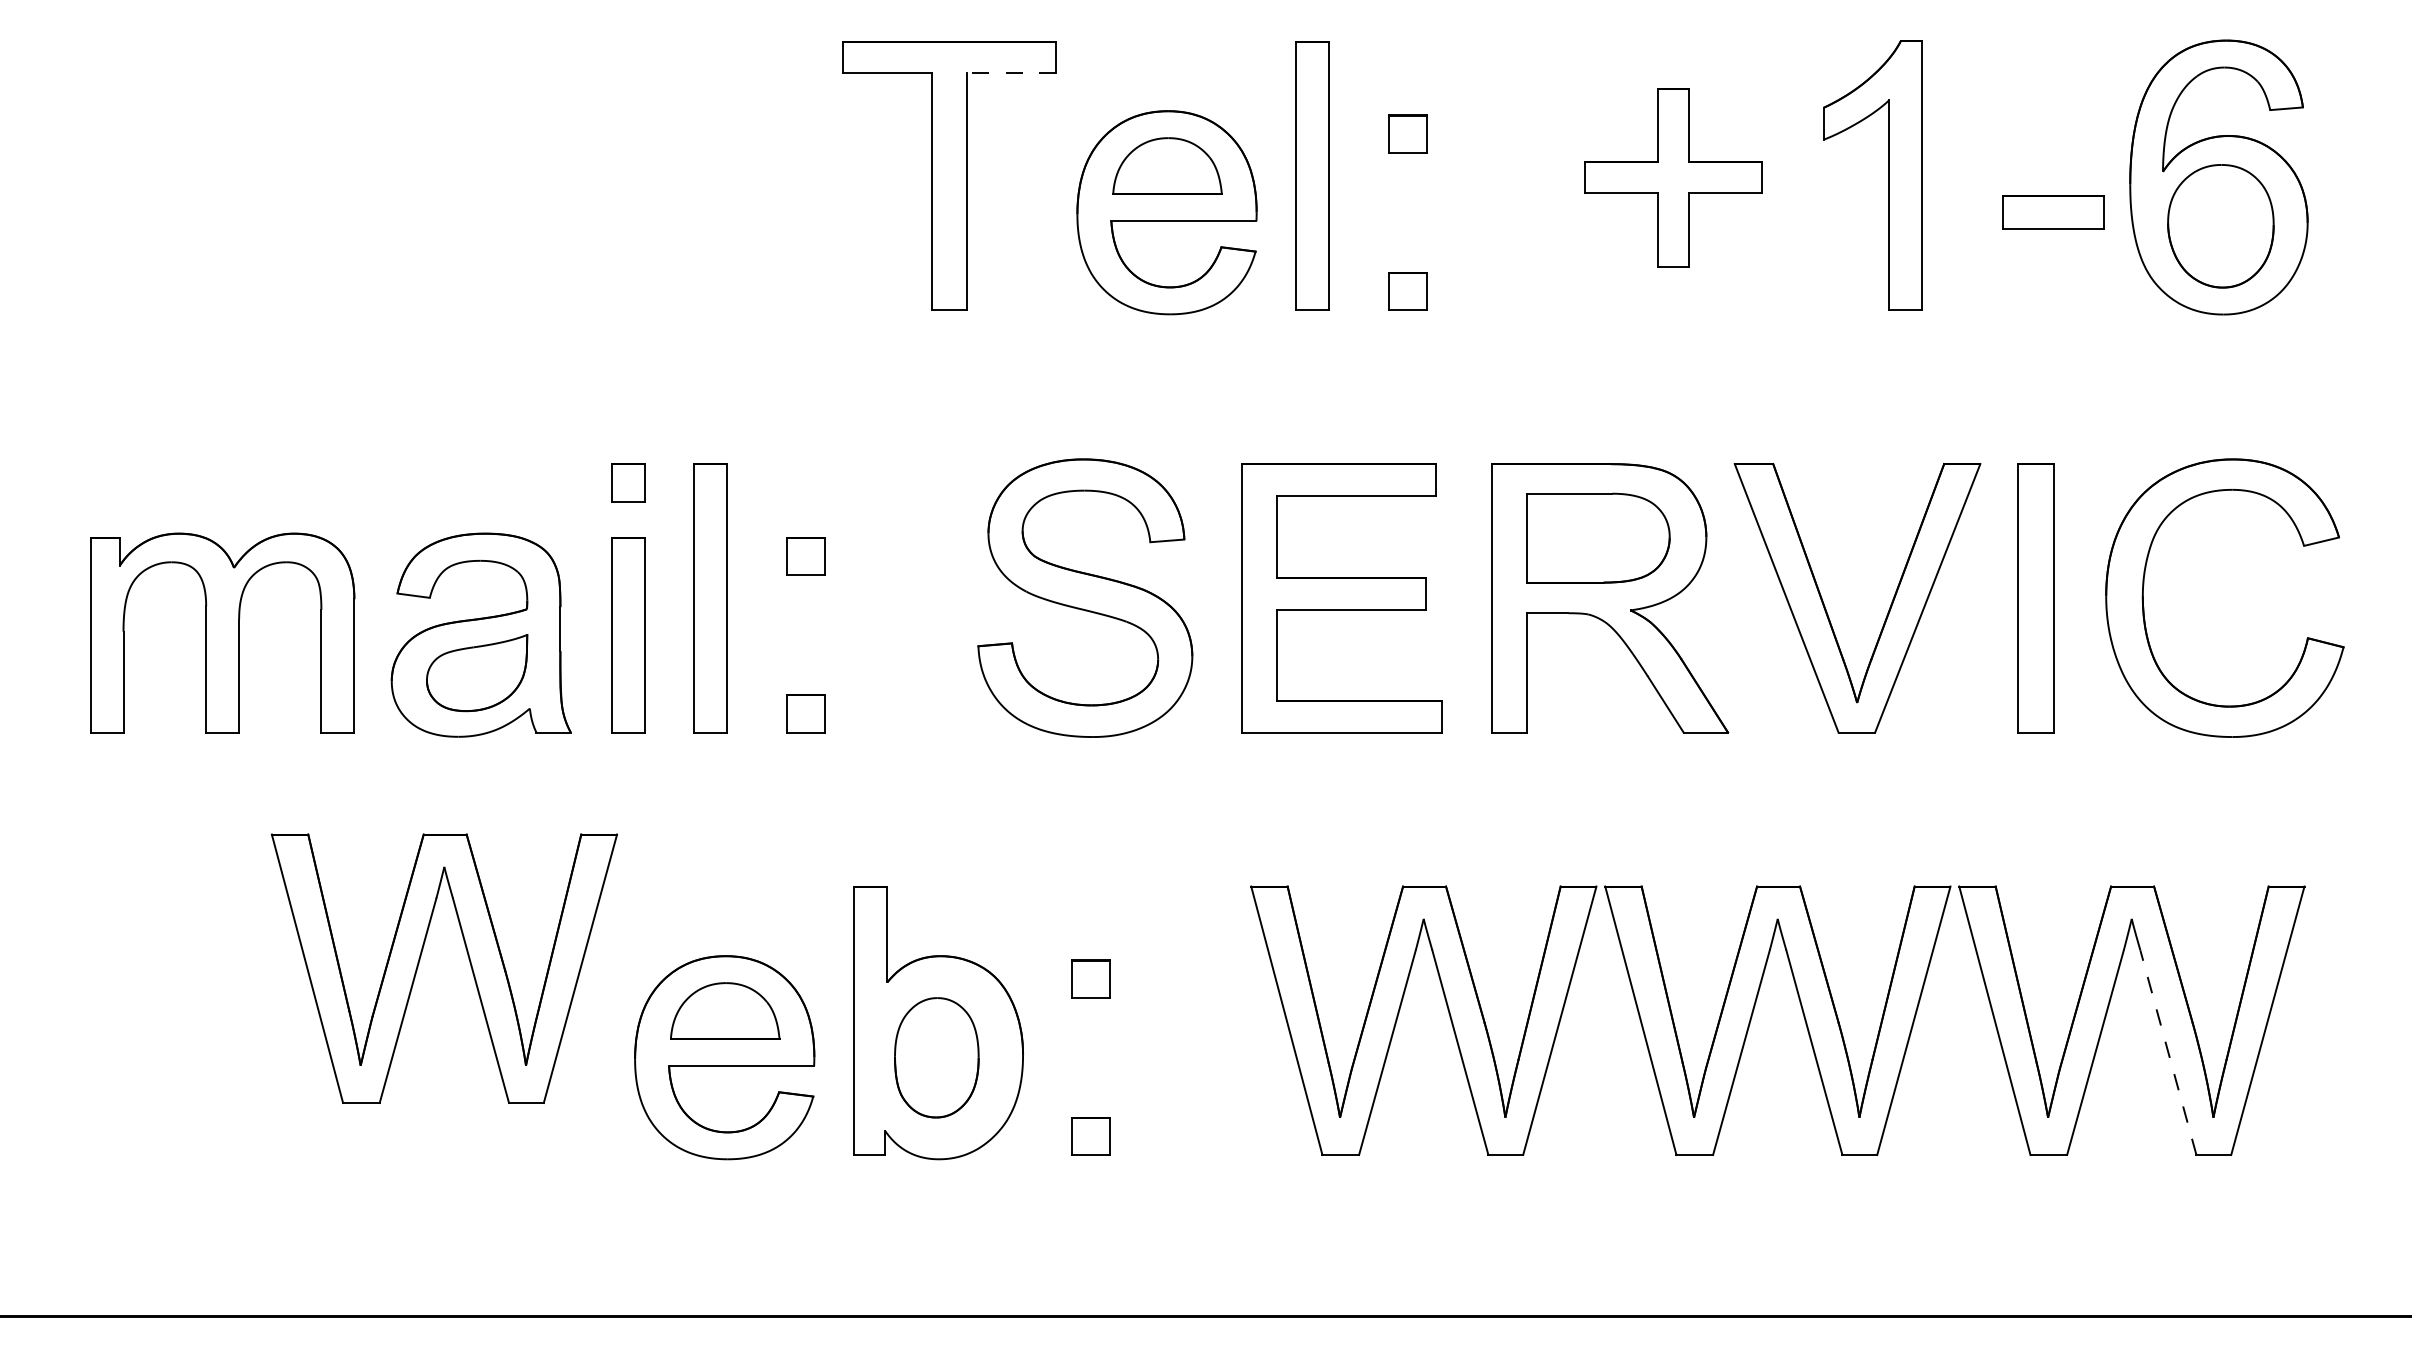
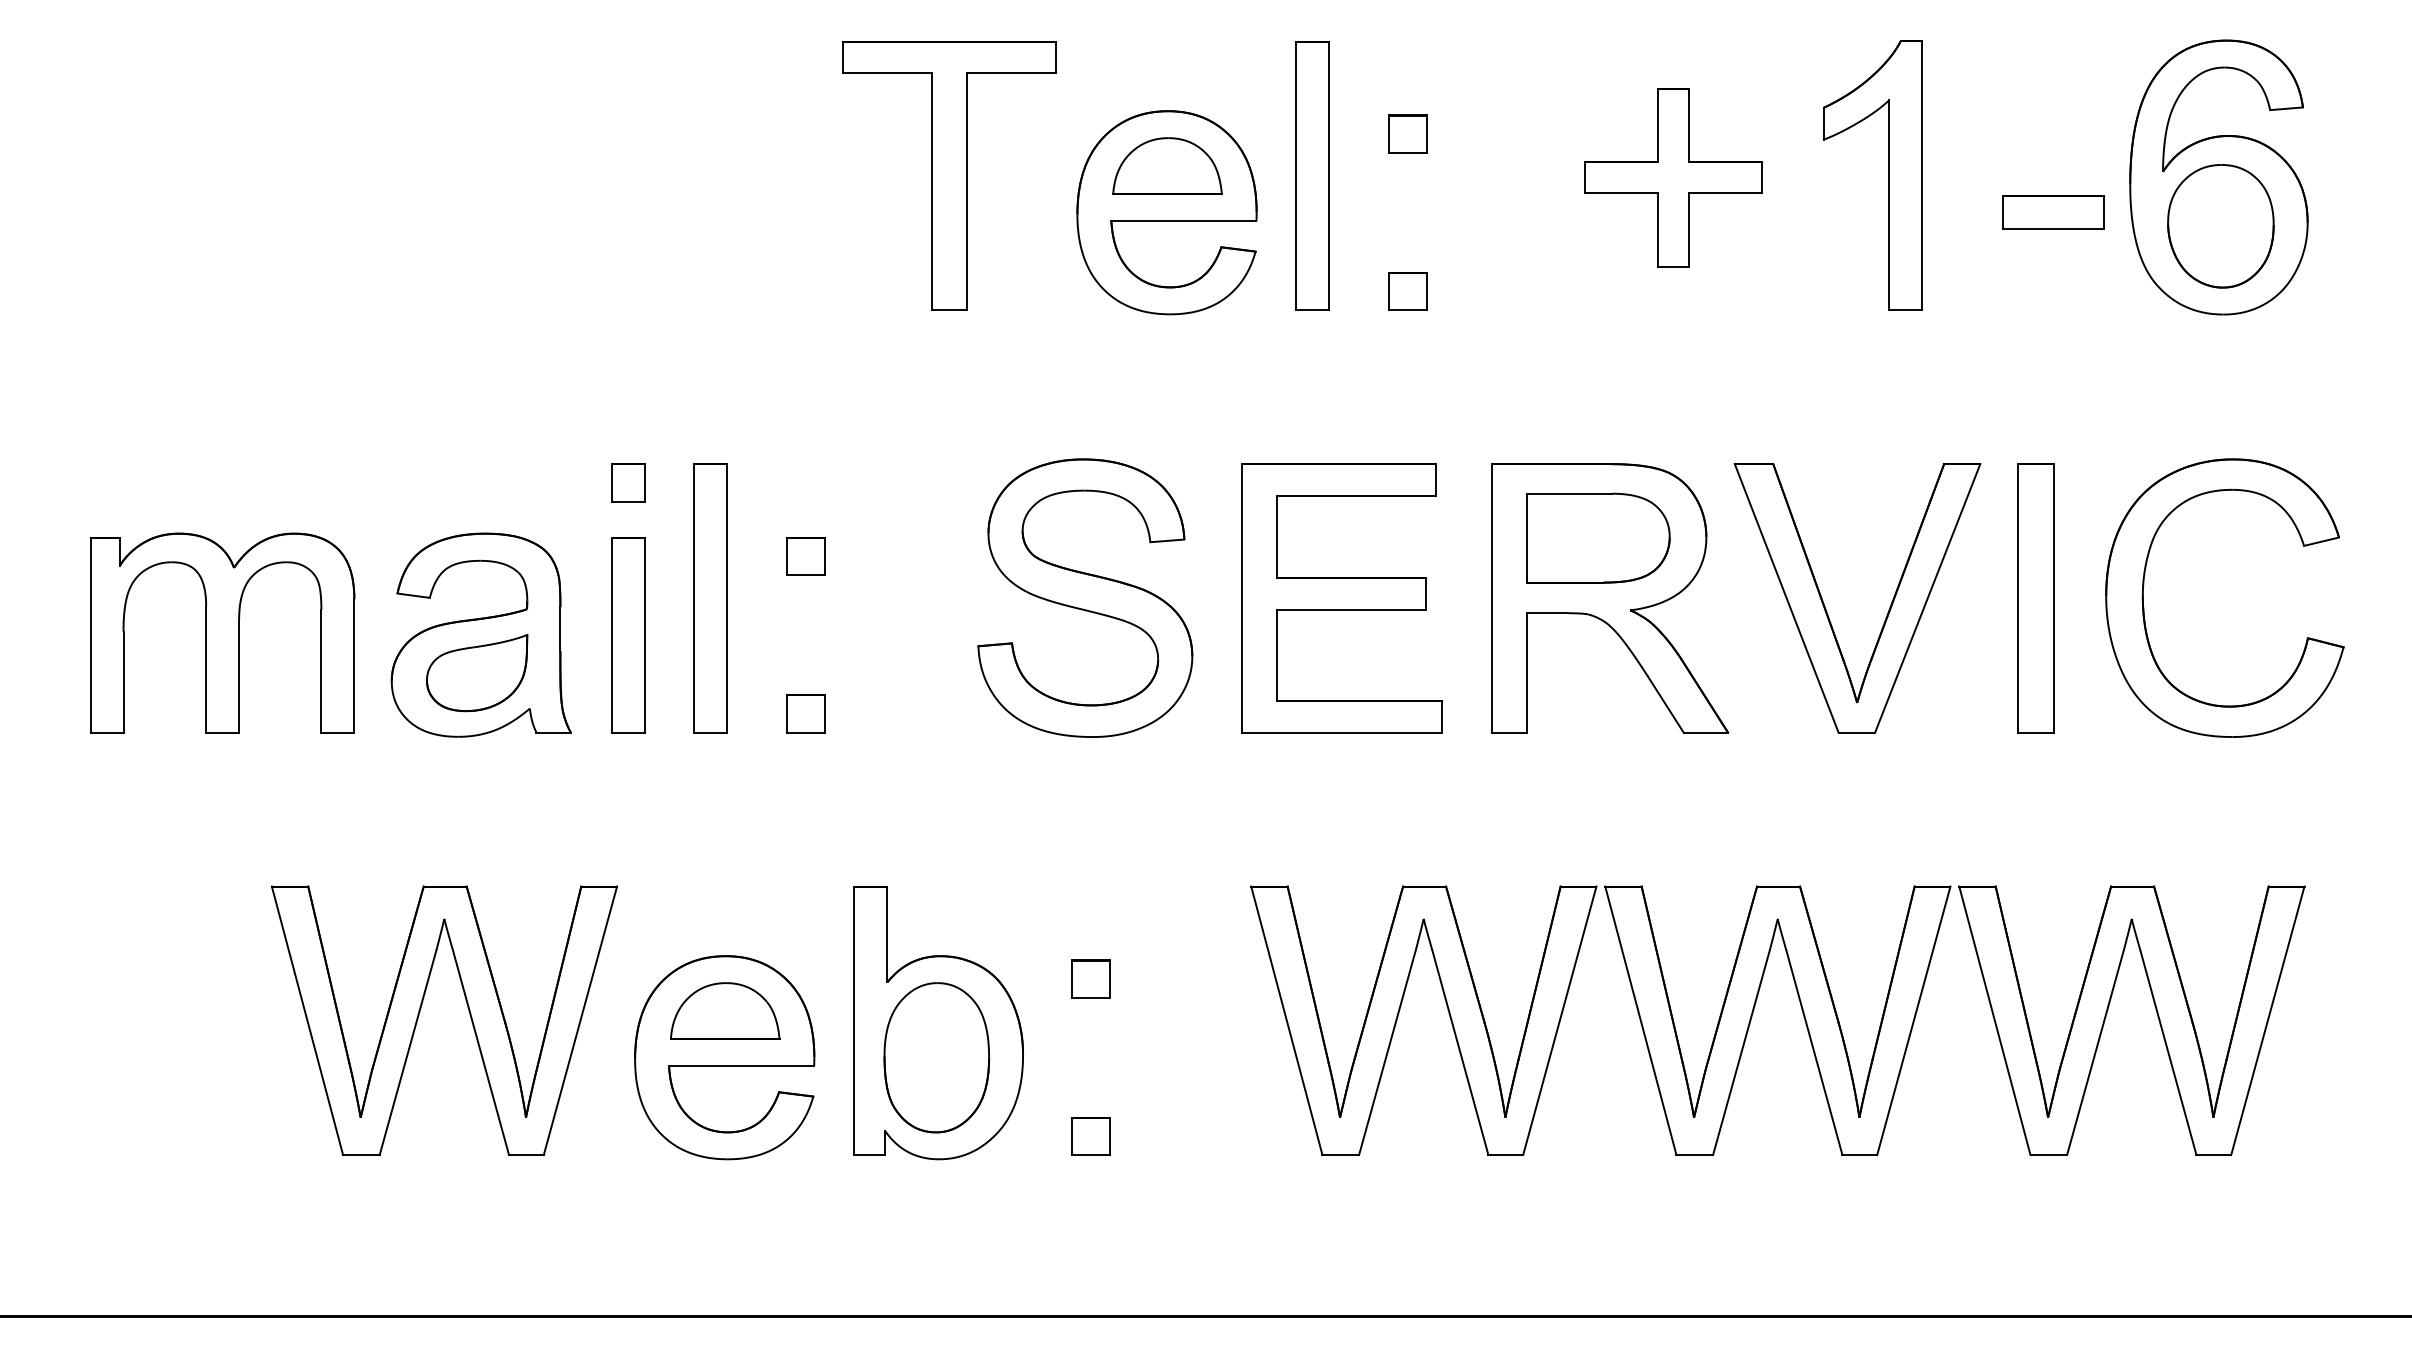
line: dashed -> solid (1011, 73)
part position: (420, 960) -> (420, 1012) (420, 1012)
line: dashed -> solid (2168, 1052)
part size: 86x122 px -> 108x152 px (936, 1057)
